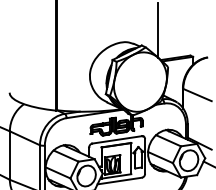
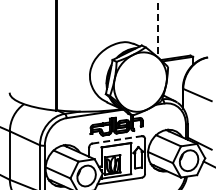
line: solid -> dashed (158, 30)
line: solid -> dashed (117, 139)
